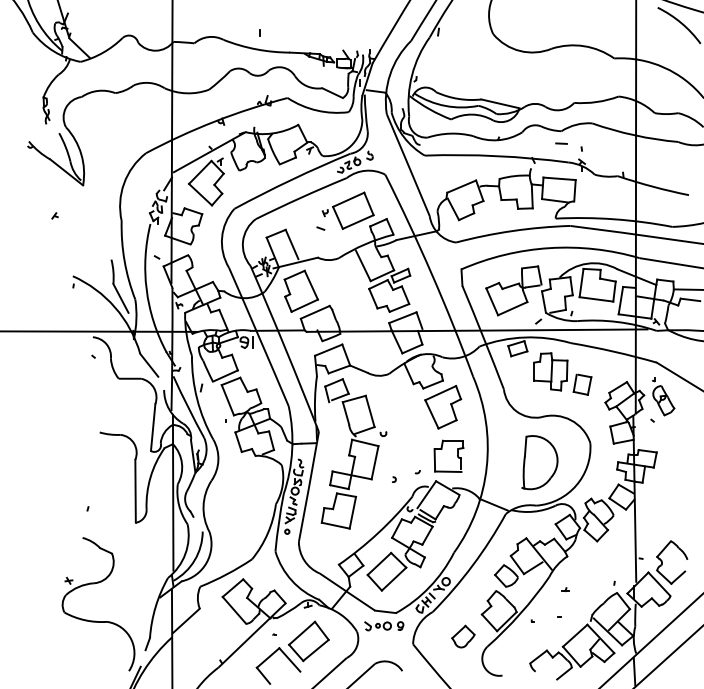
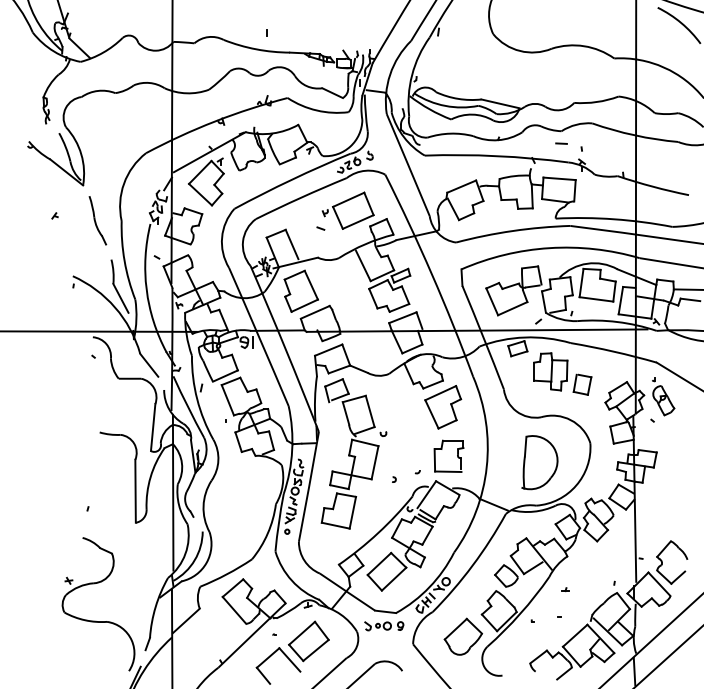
line position: (259, 32) -> (266, 32) (266, 32)
part: none -> present (97, 220)
part size: 25x25 px -> 41x39 px (463, 636)
